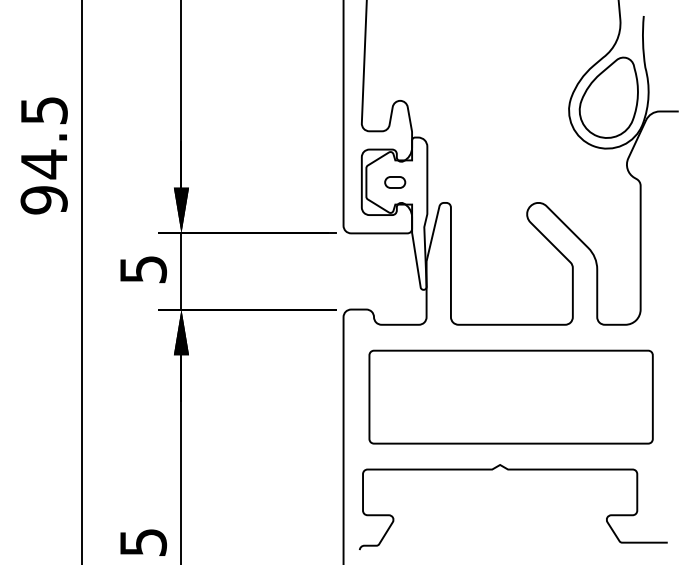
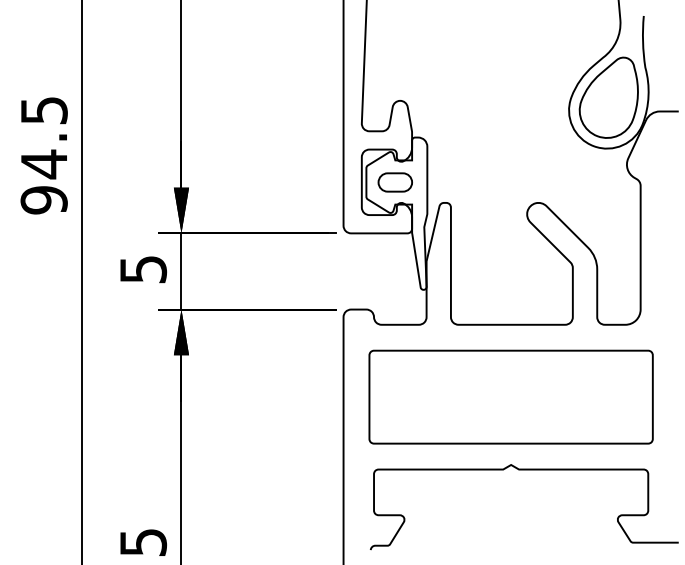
part size: 23x13 px -> 36x21 px (394, 182)
curve position: (513, 470) -> (524, 470) (524, 470)
